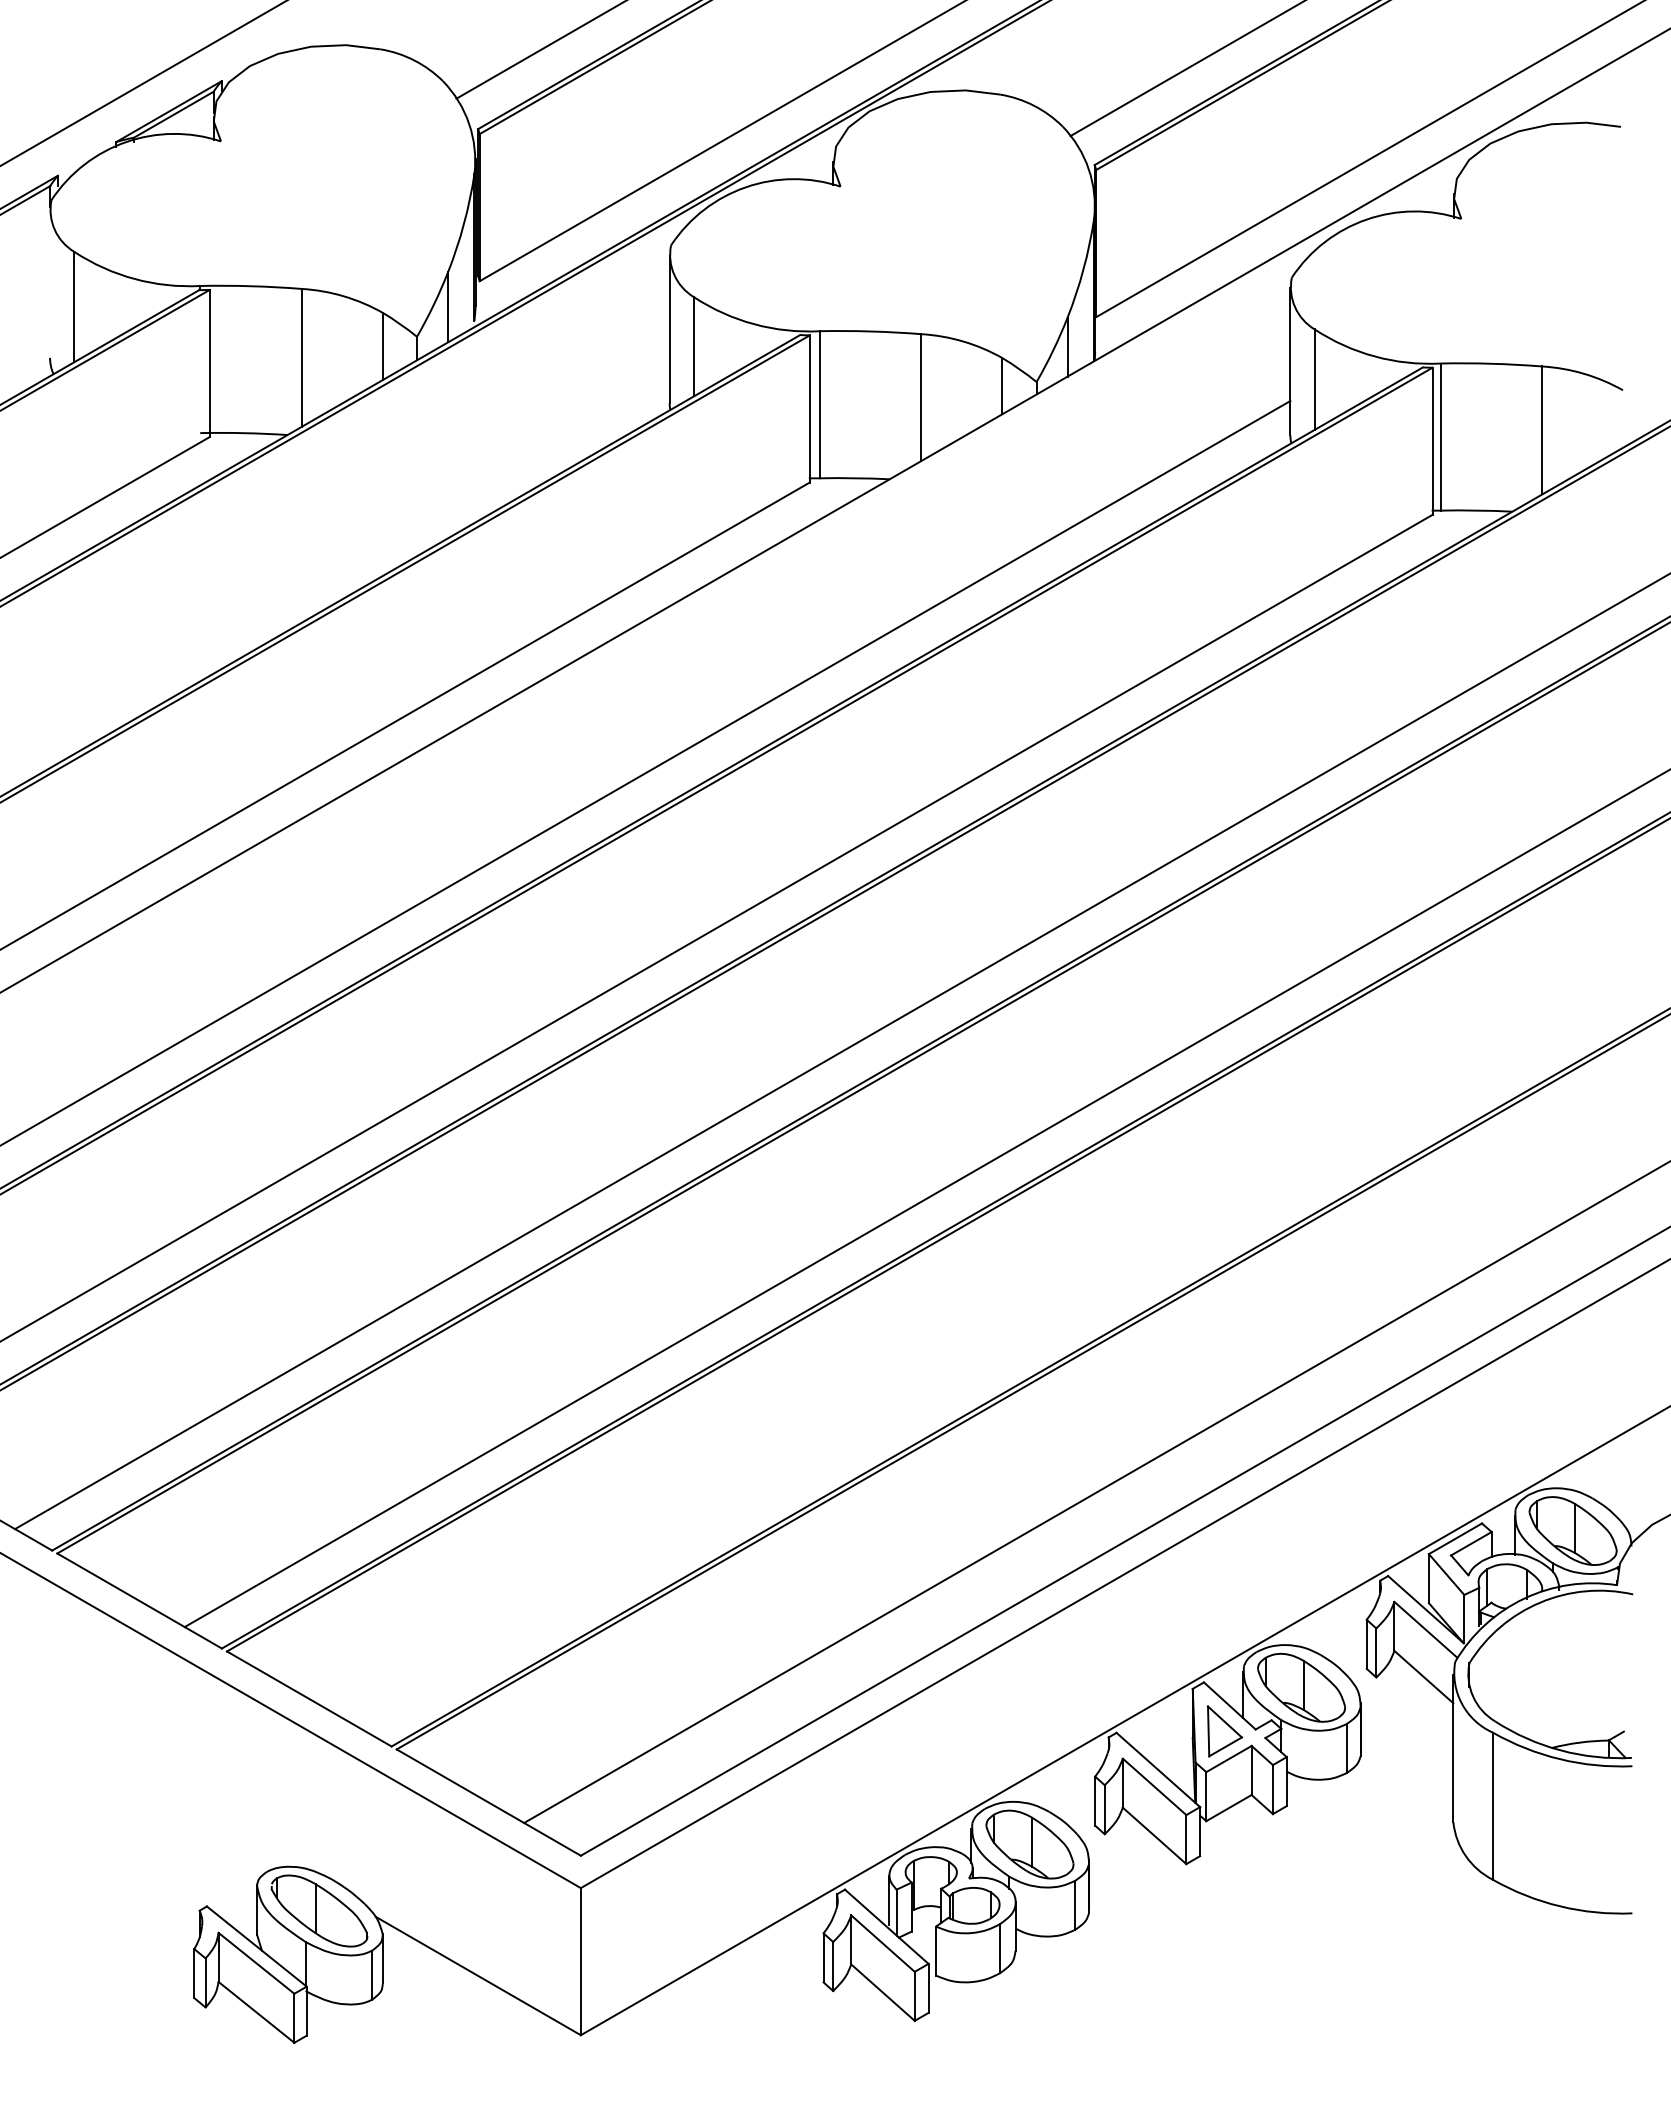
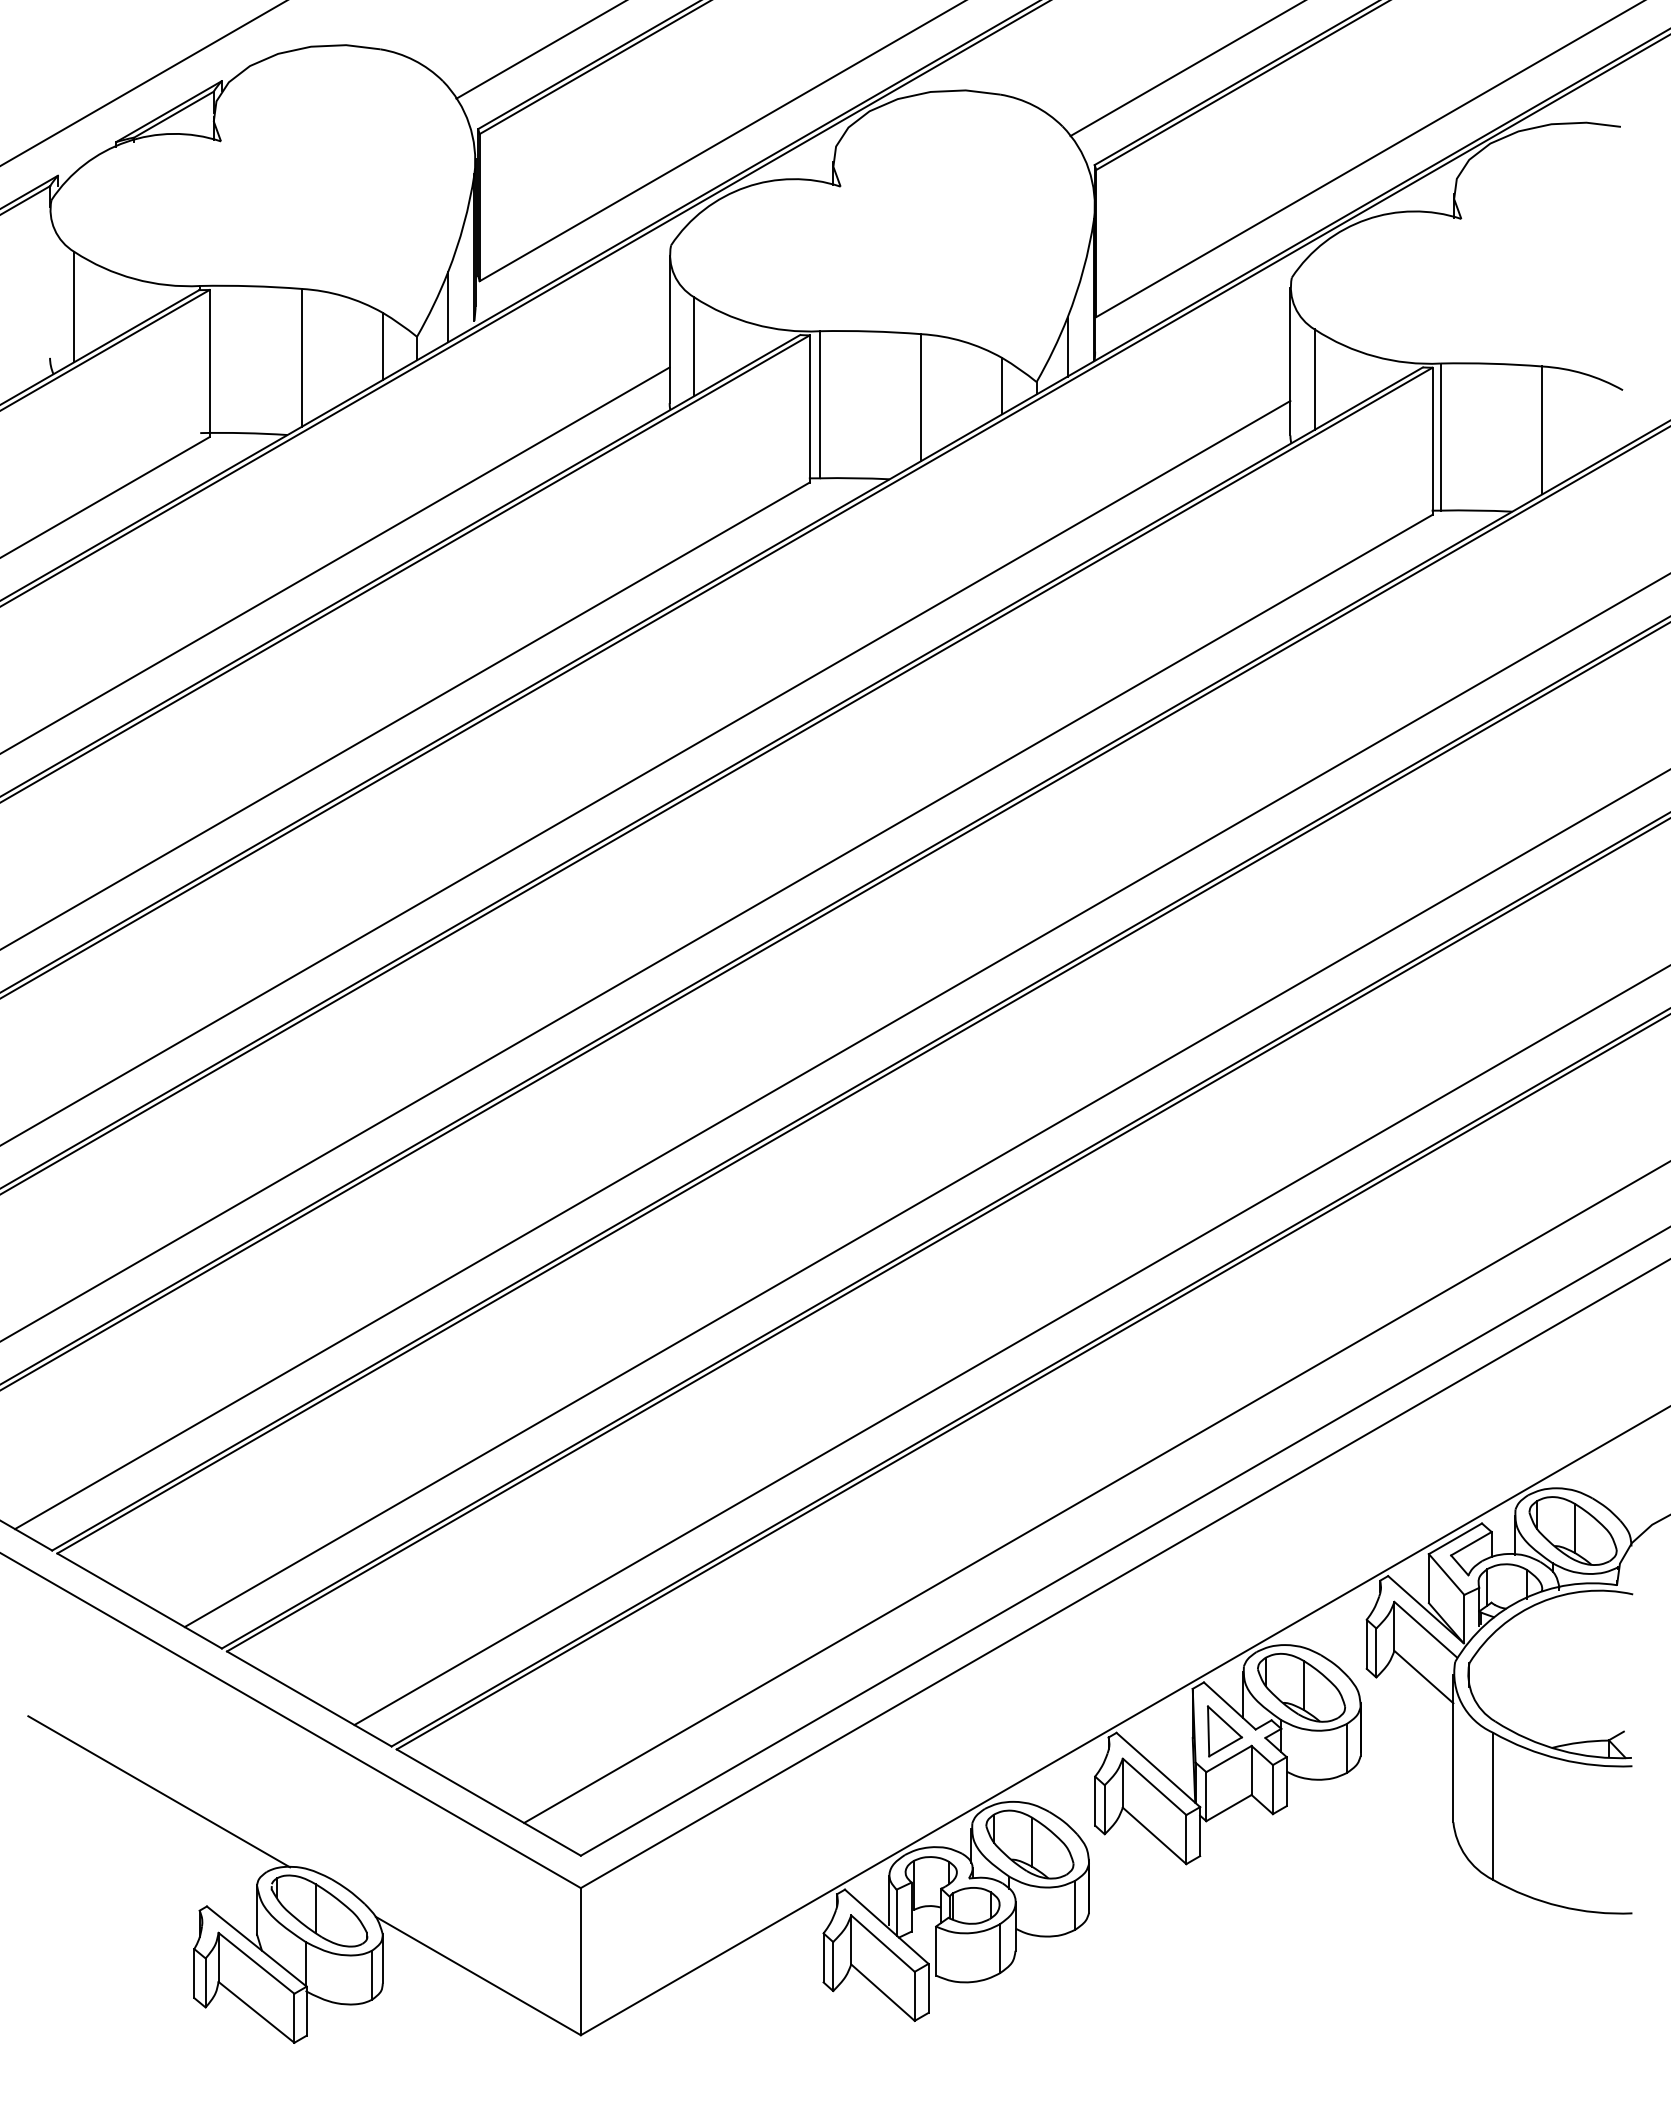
line: none -> present (834, 516)
line: none -> present (335, 559)
line: none -> present (1010, 1345)
line: none -> present (159, 1791)
